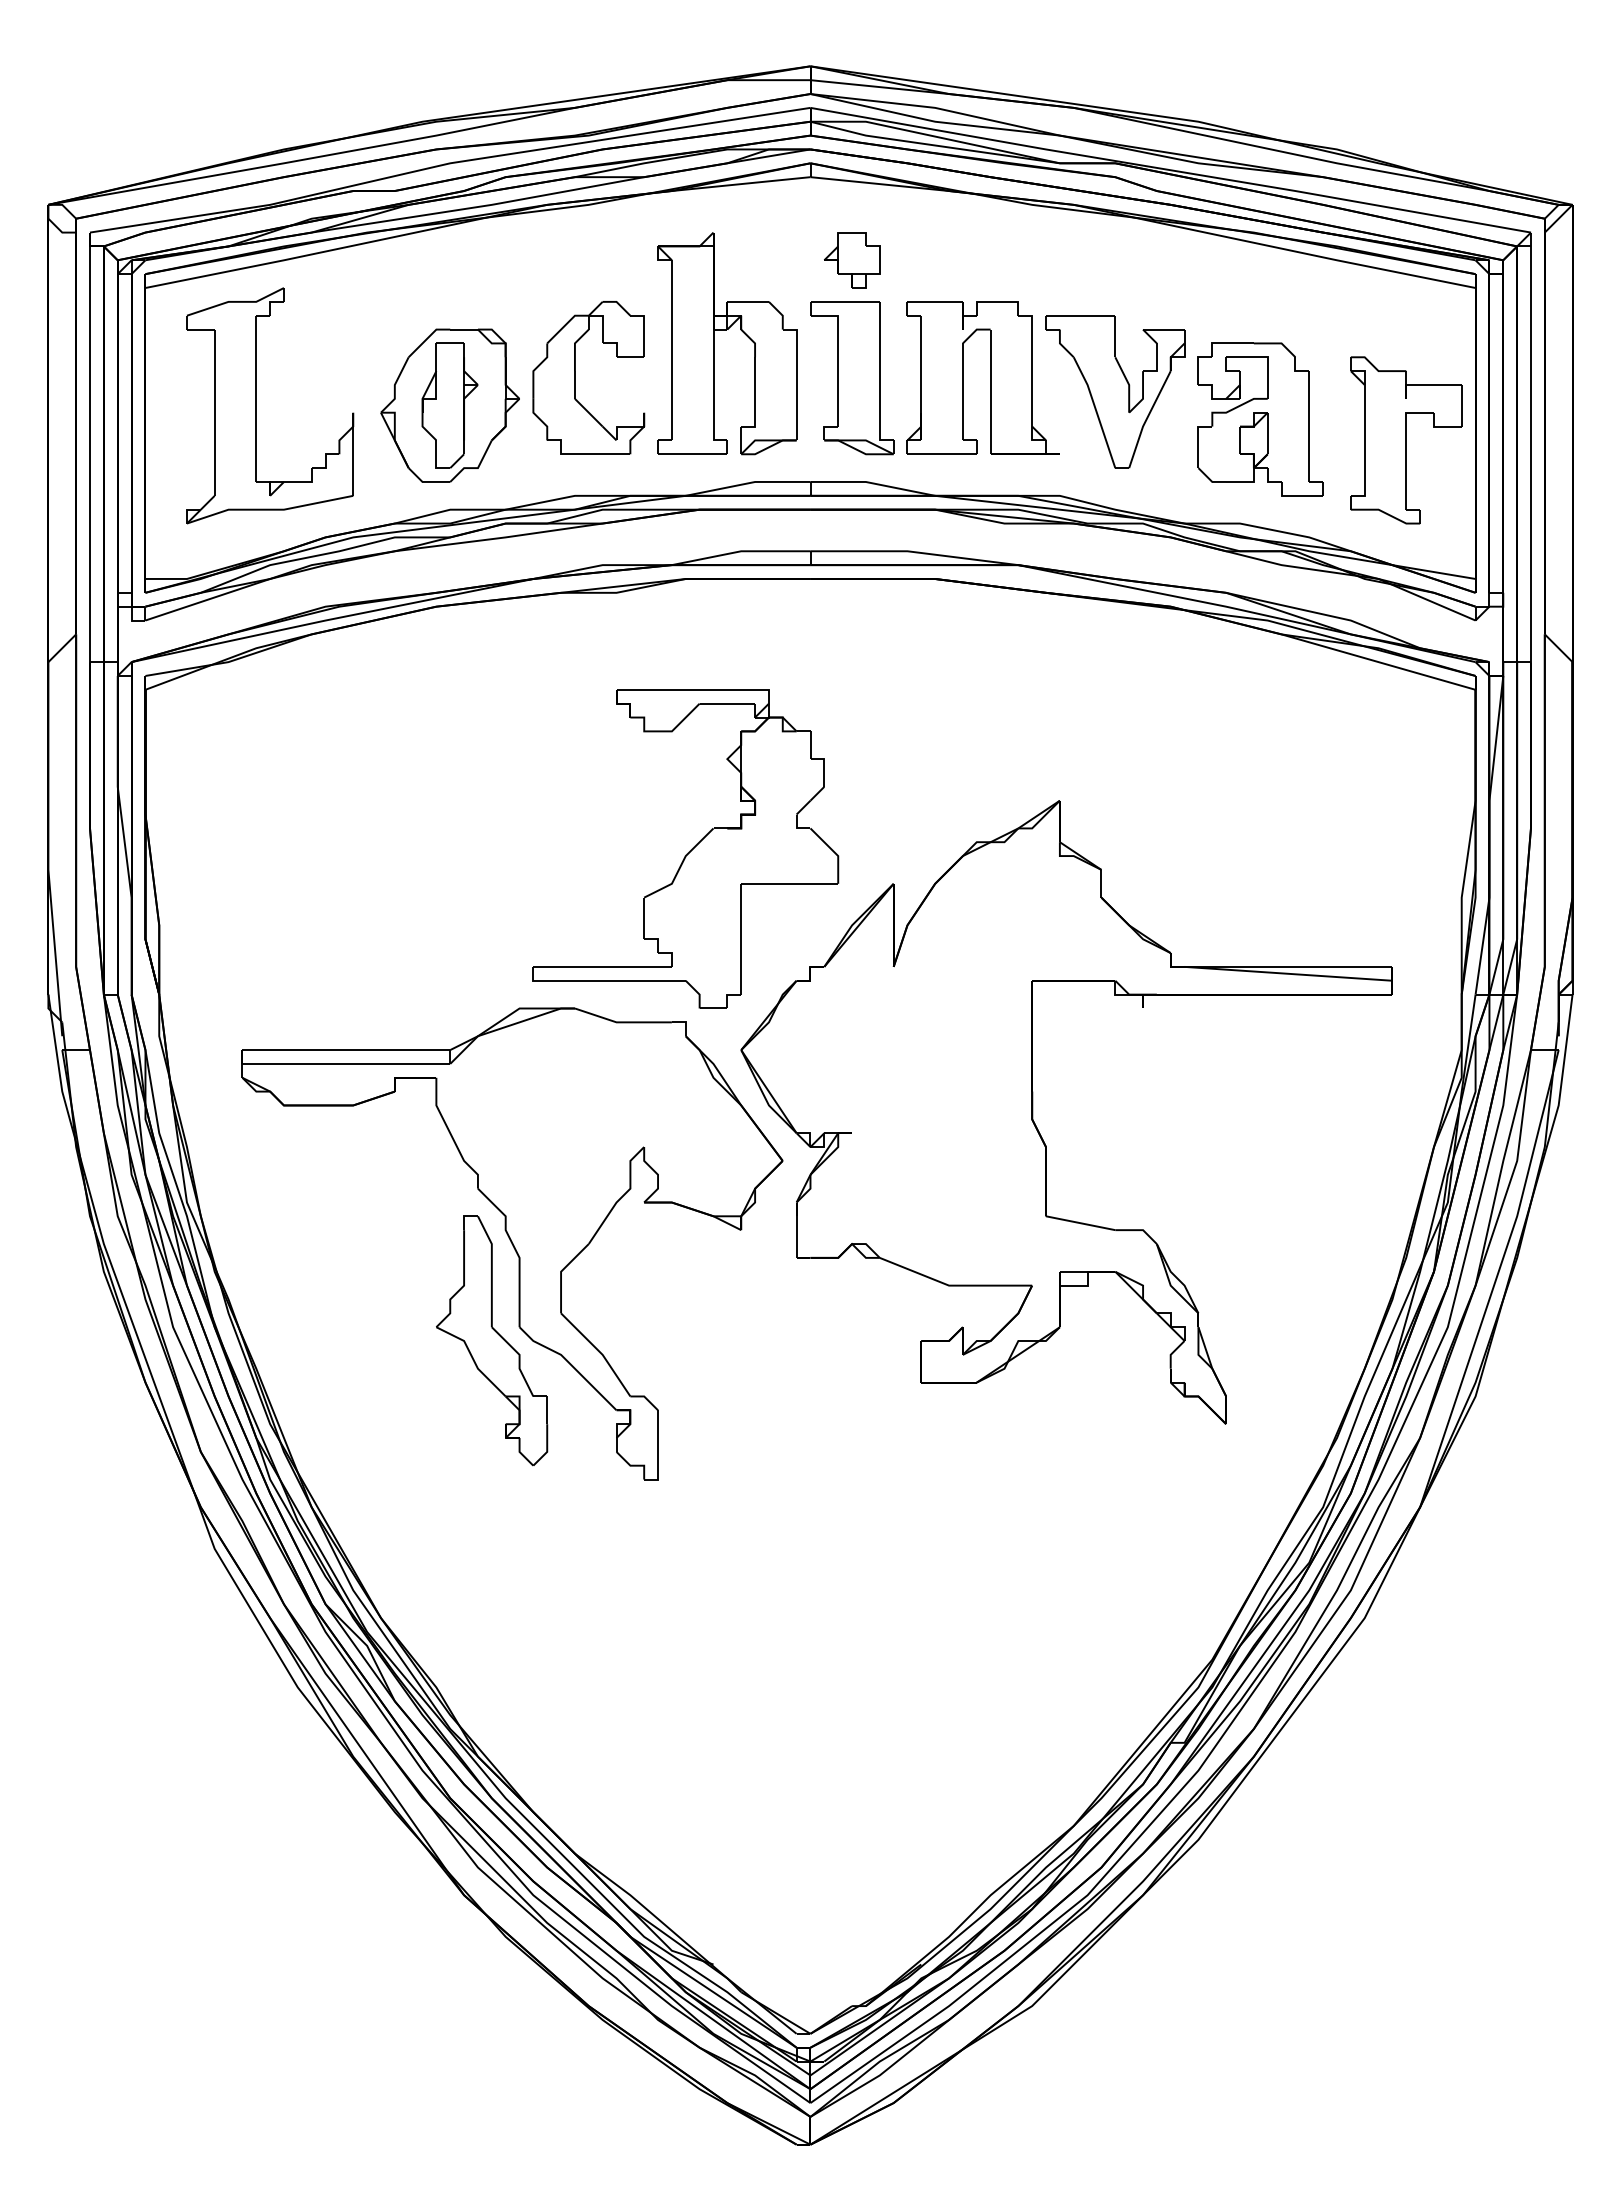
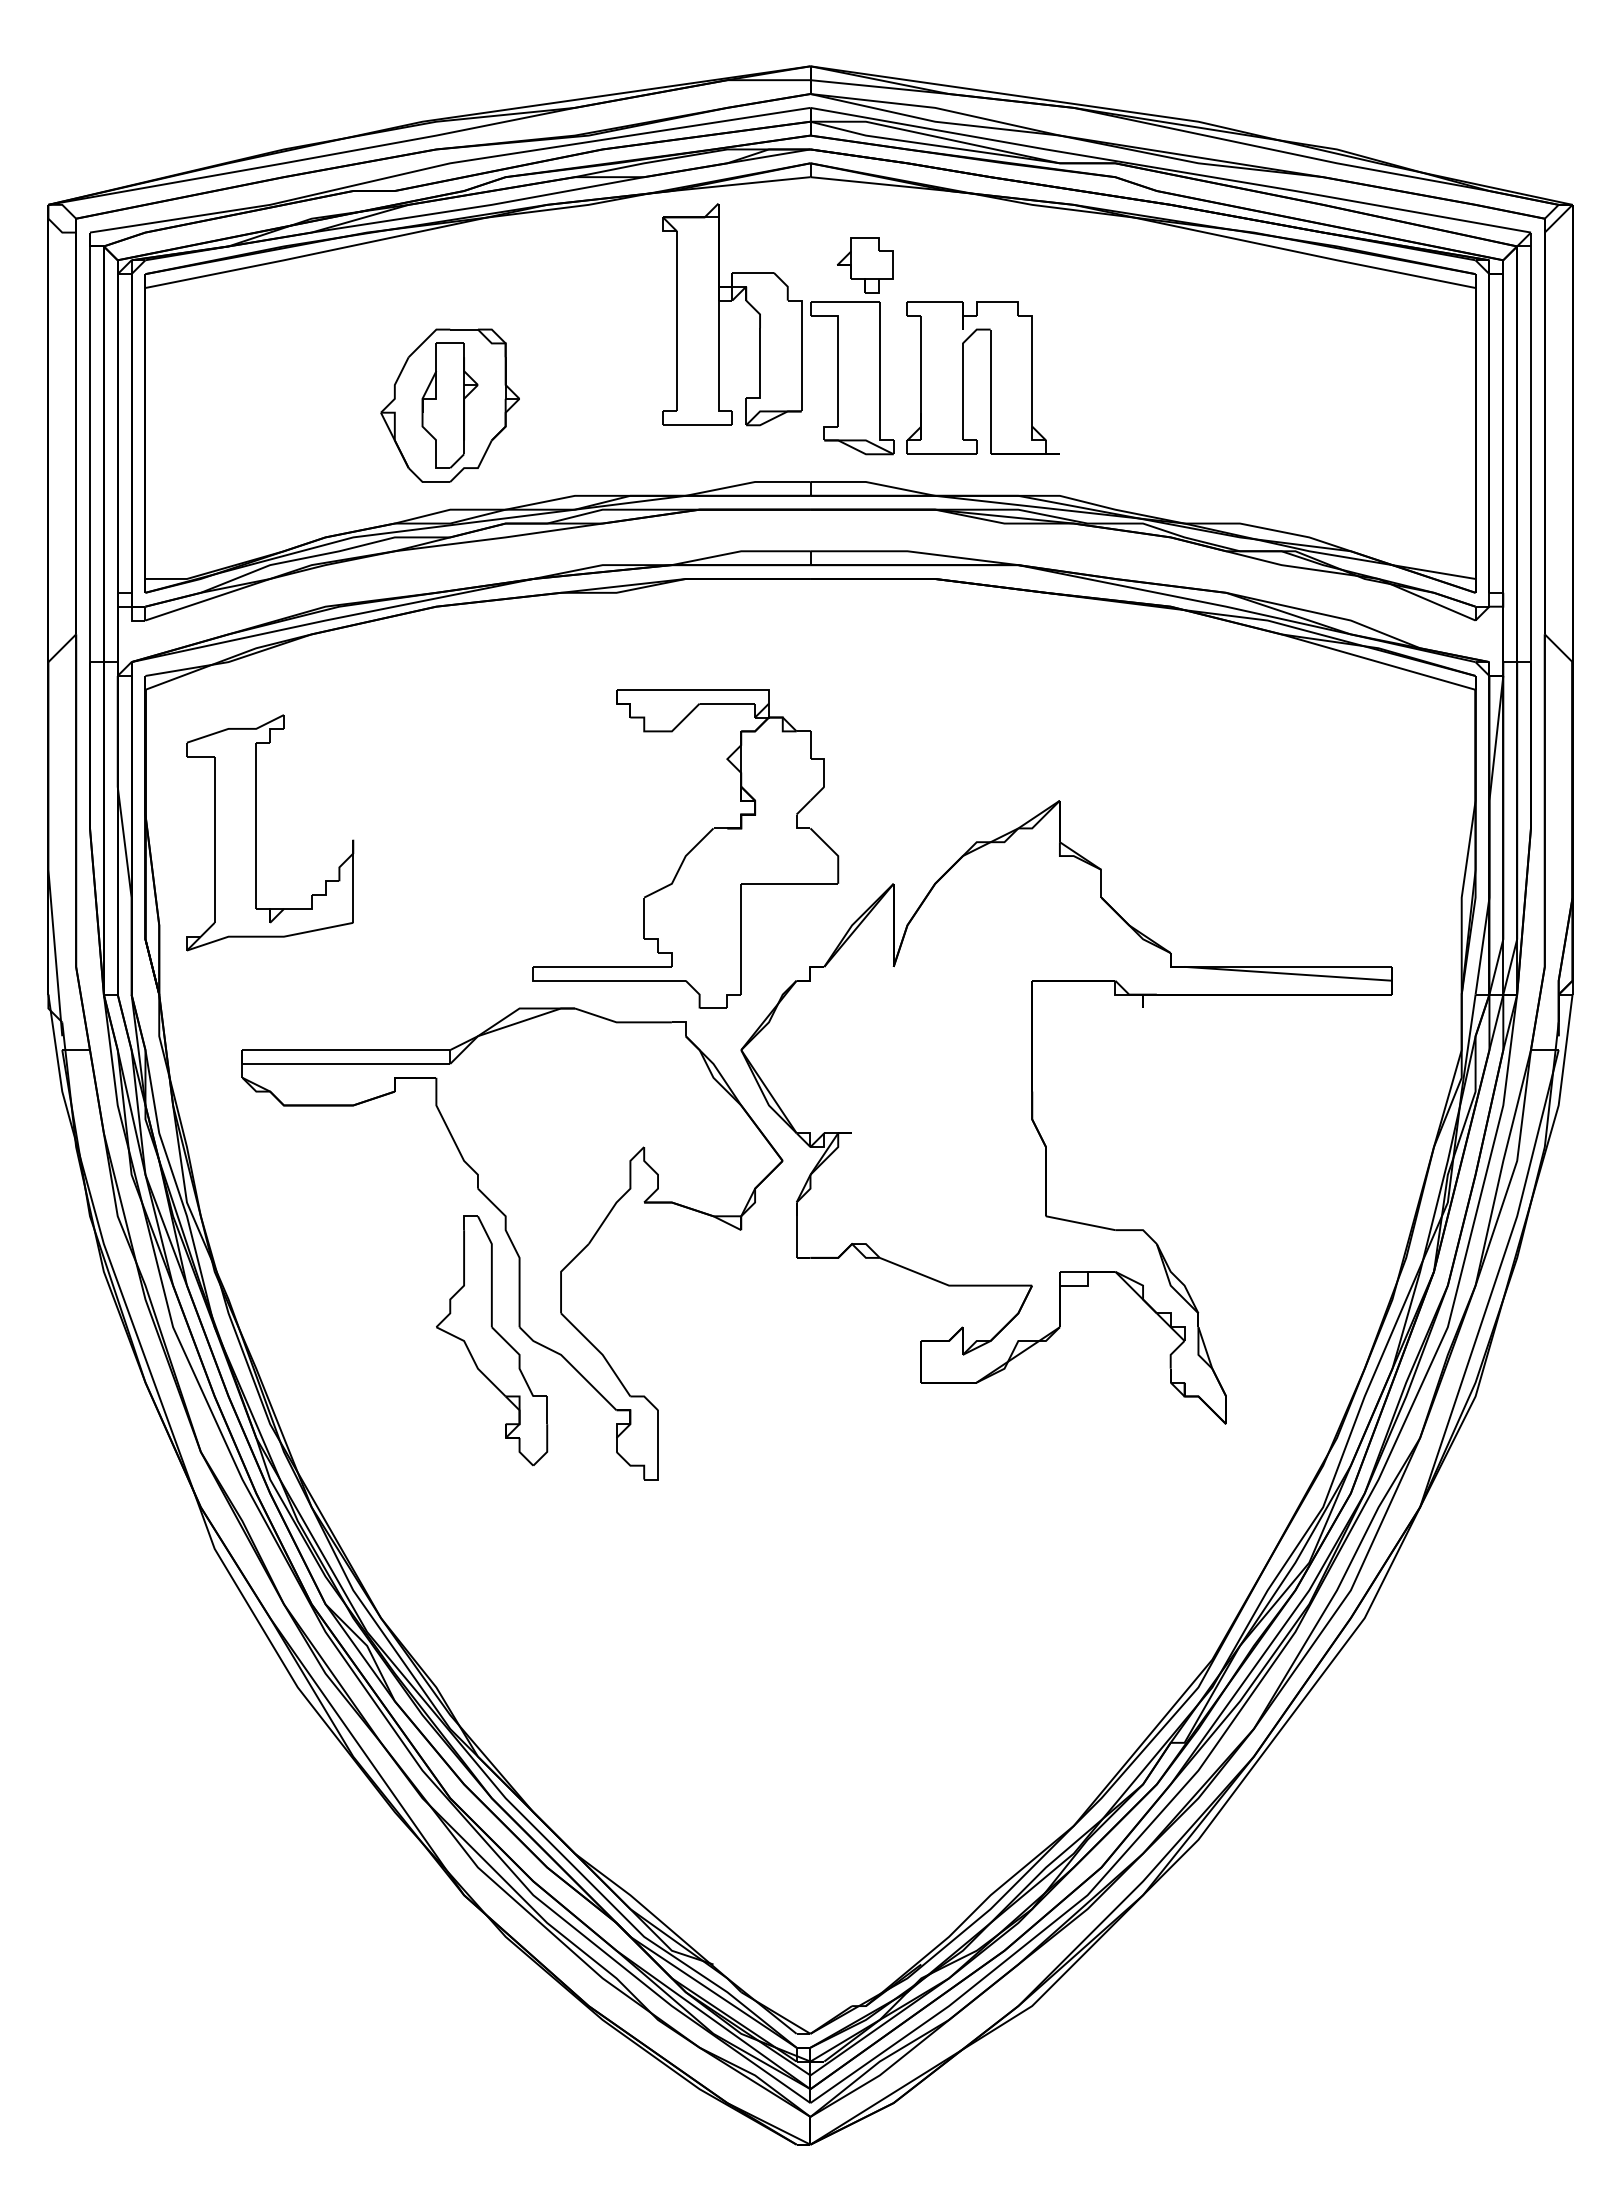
part position: (852, 260) -> (865, 265) (865, 265)
part position: (714, 343) -> (719, 314) (719, 314)
part: present -> none (575, 377)
part: present -> none (1115, 391)
part position: (256, 405) -> (256, 832) (256, 832)
part: present -> none (1260, 419)
part: present -> none (1406, 440)
